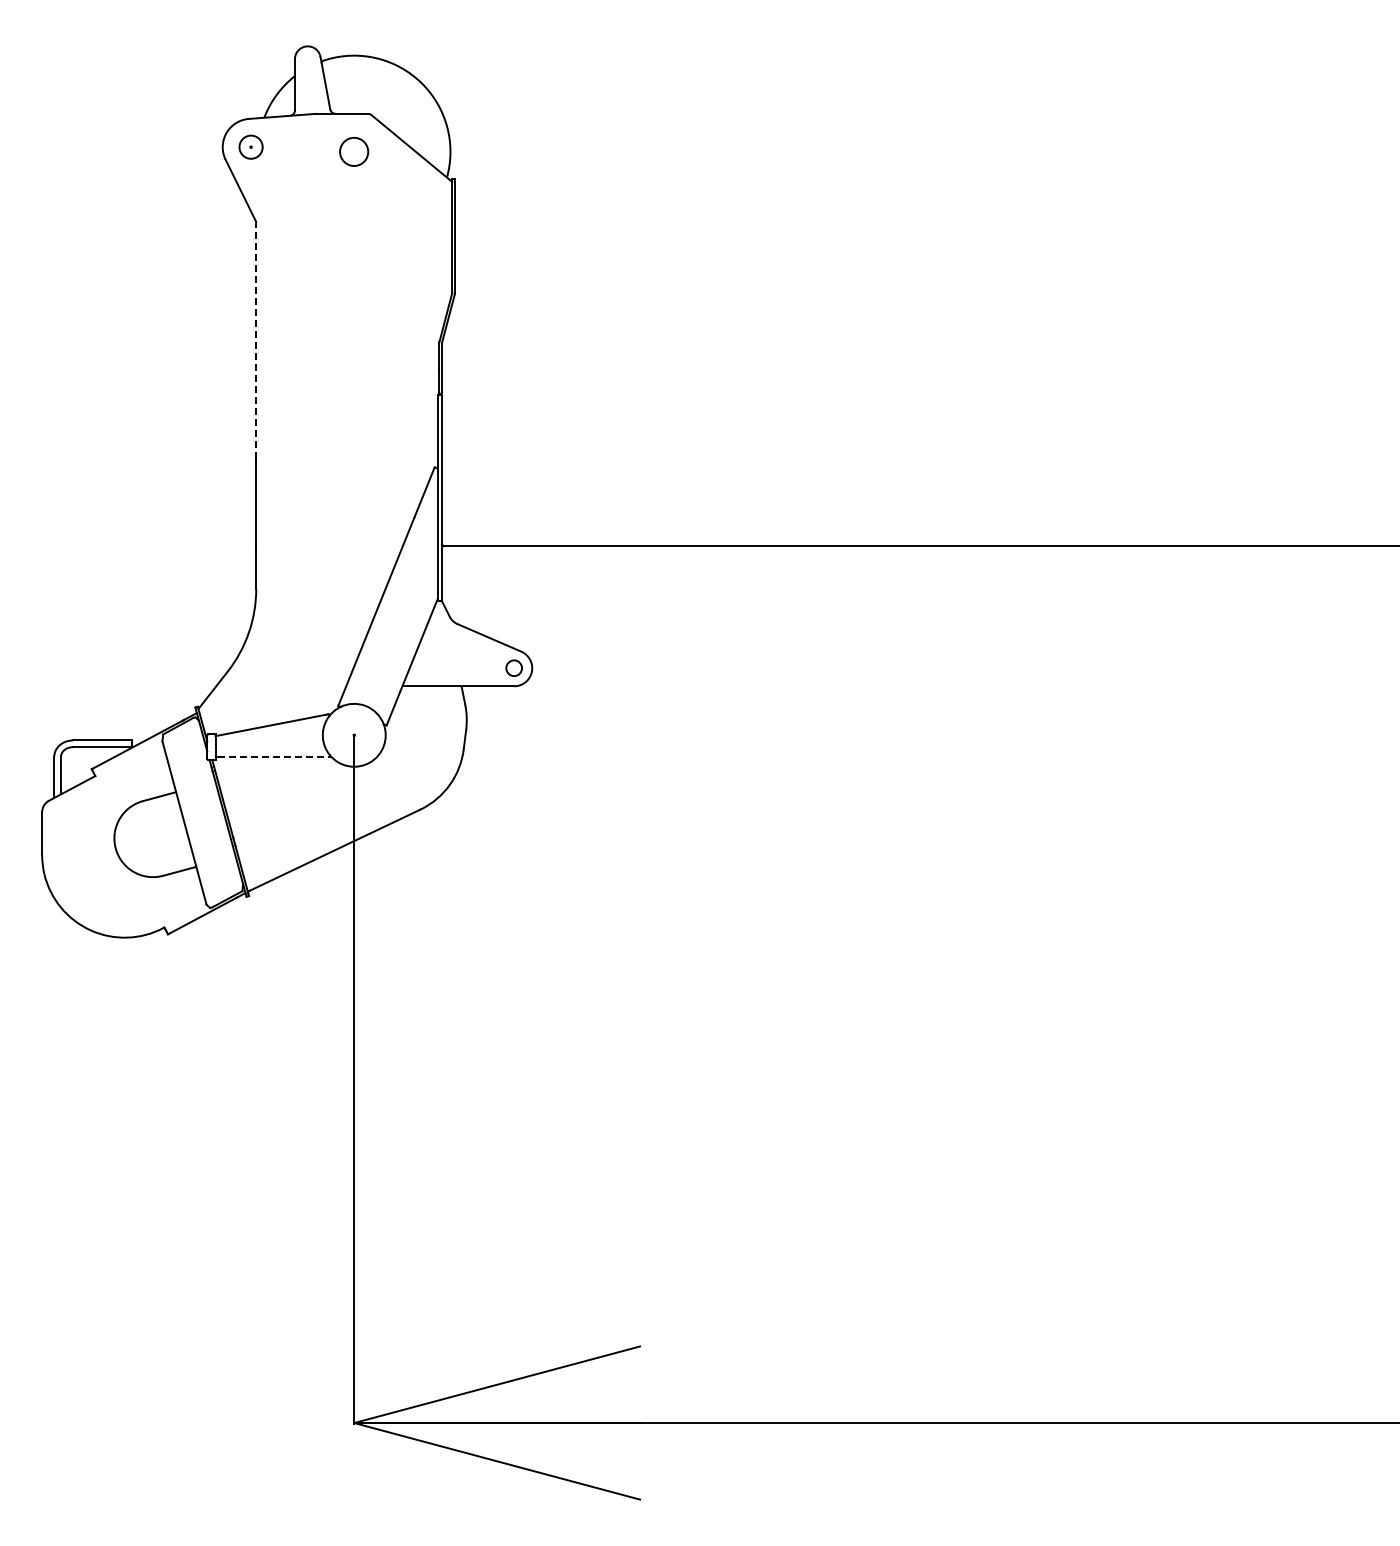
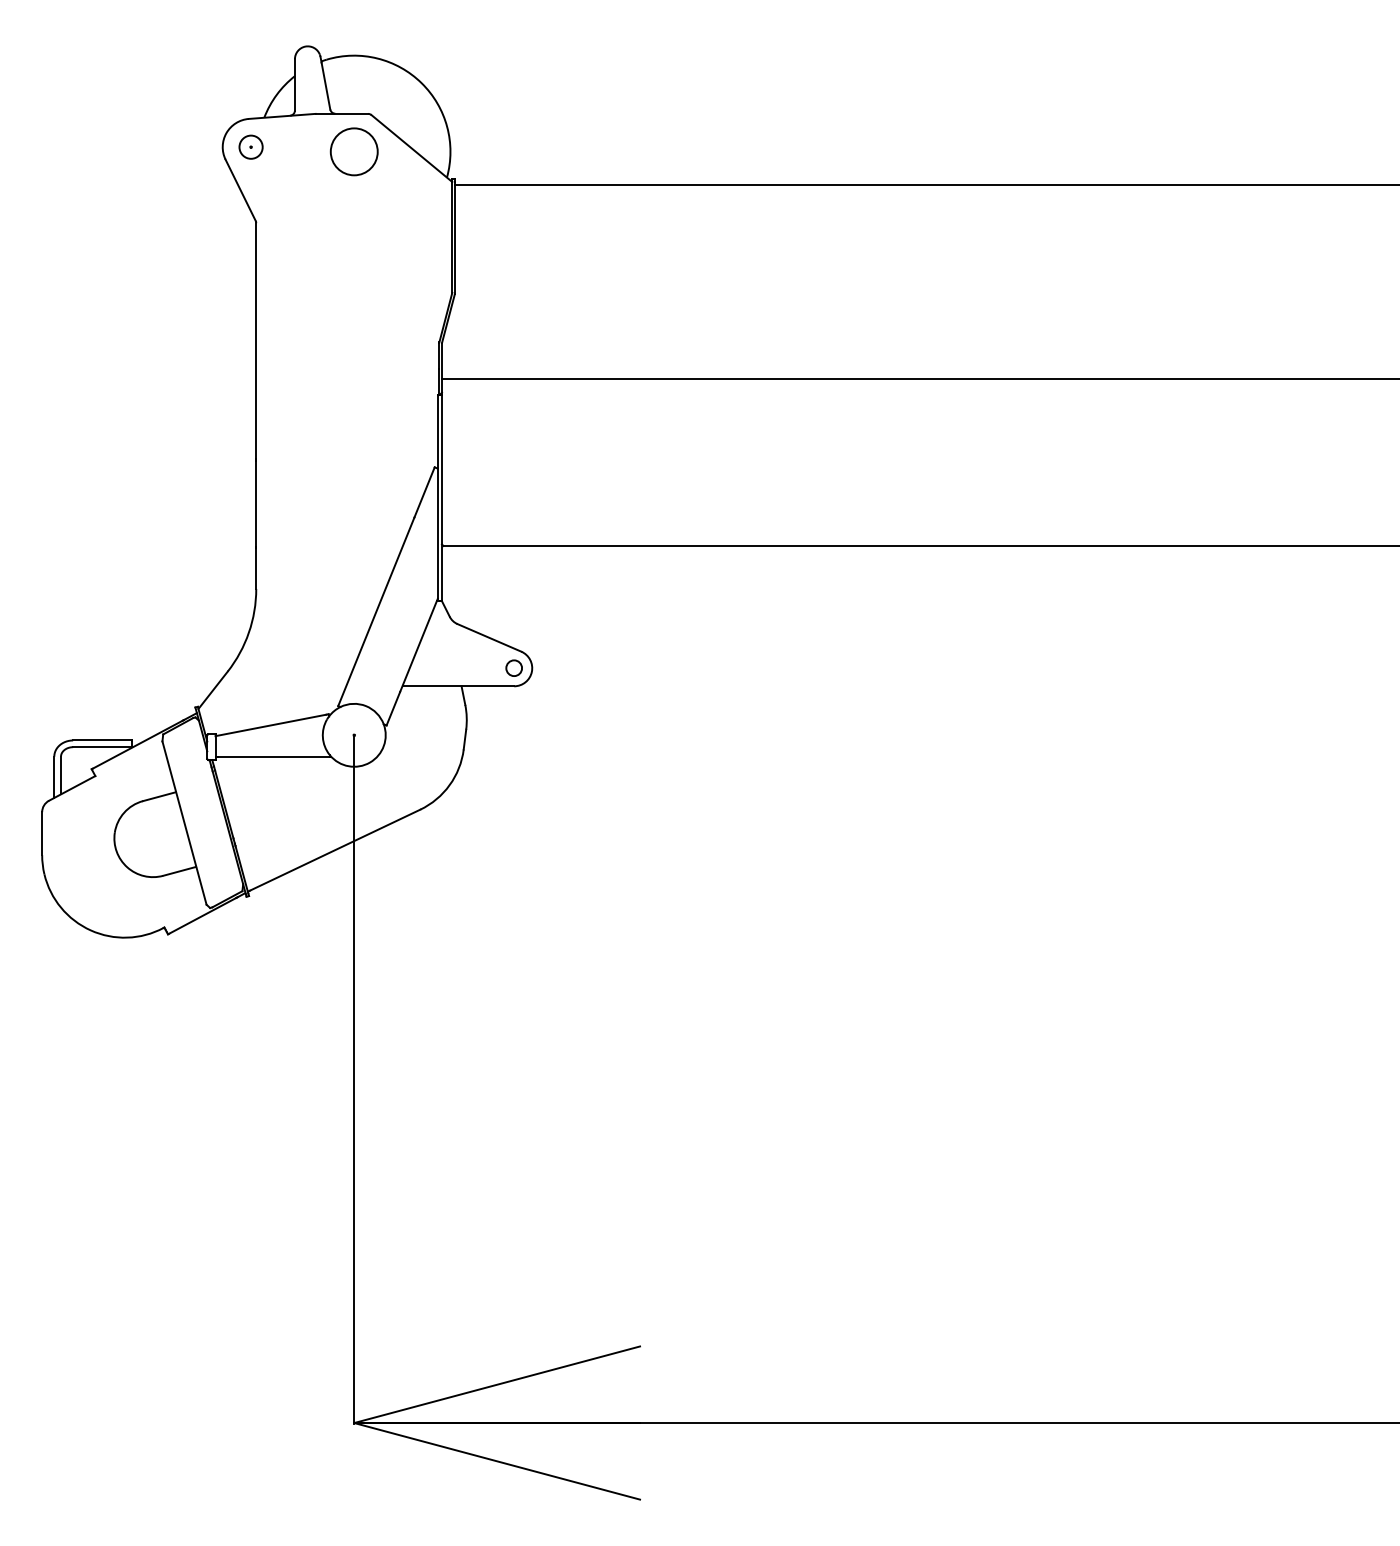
circle size: 31x30 px -> 50x50 px (353, 151)
line: none -> present (925, 185)
line: dashed -> solid (256, 341)
line: none -> present (918, 379)
line: dashed -> solid (274, 757)
